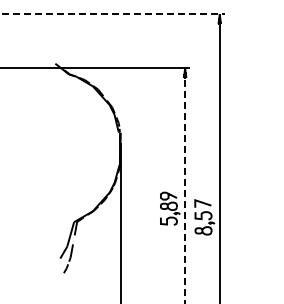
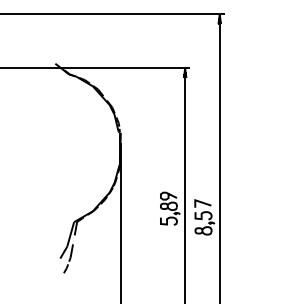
line: dashed -> solid (112, 14)
line: dashed -> solid (185, 185)
